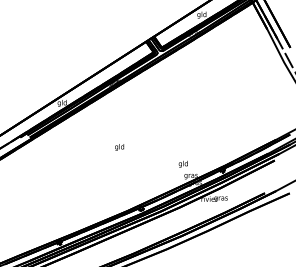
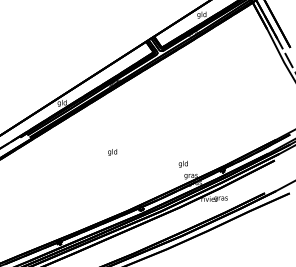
text position: (119, 147) -> (112, 152) (112, 152)
